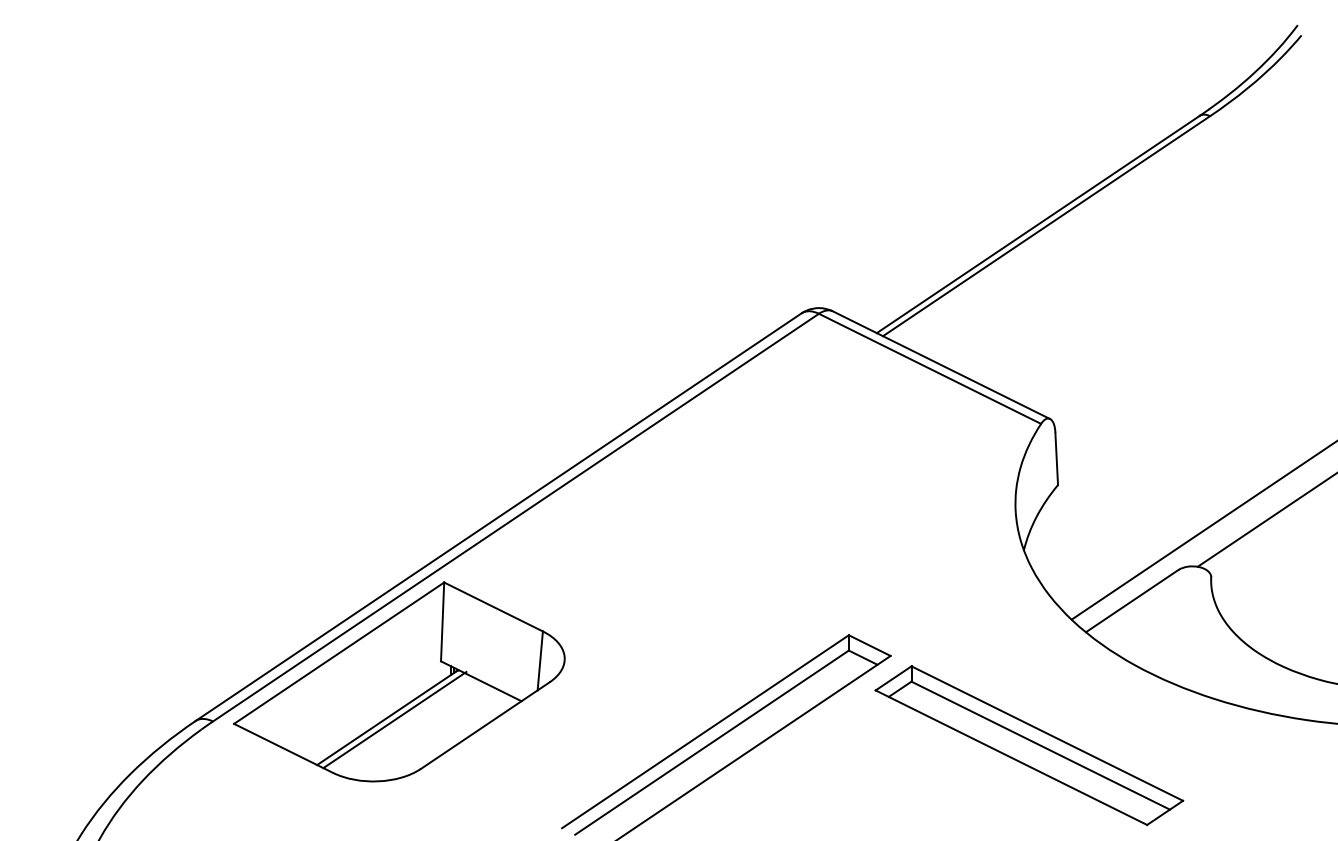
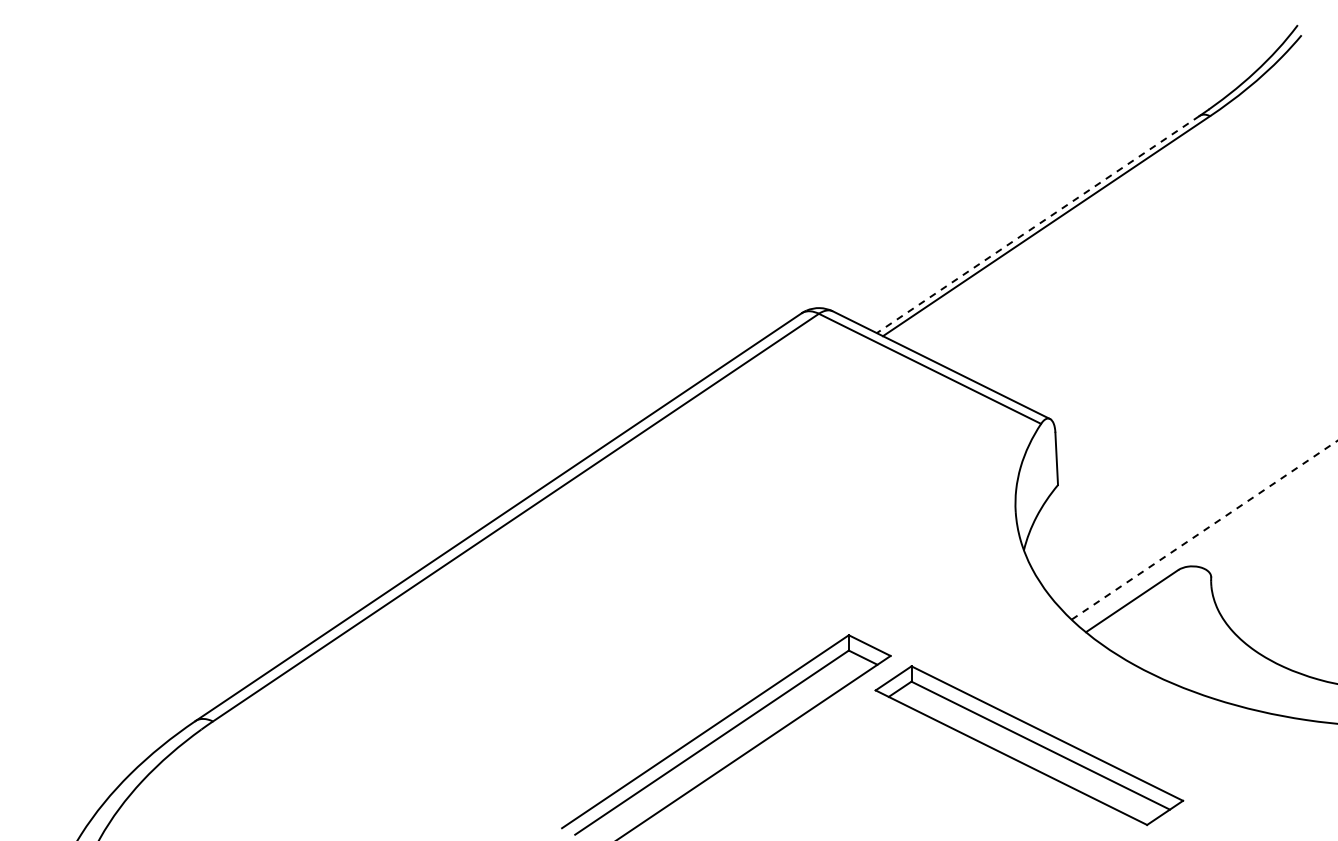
line: solid -> dashed (1038, 224)
line: present -> none (1265, 520)
line: solid -> dashed (1204, 530)
part: present -> none (399, 681)
